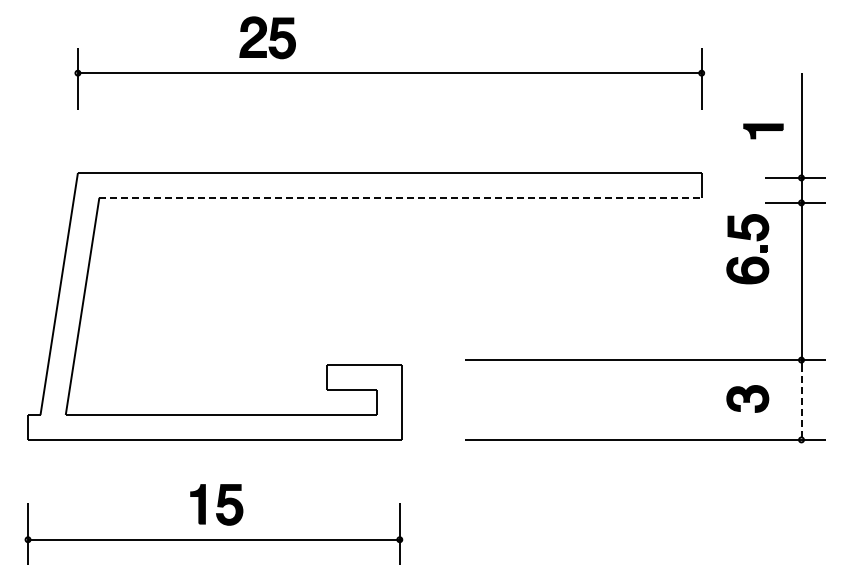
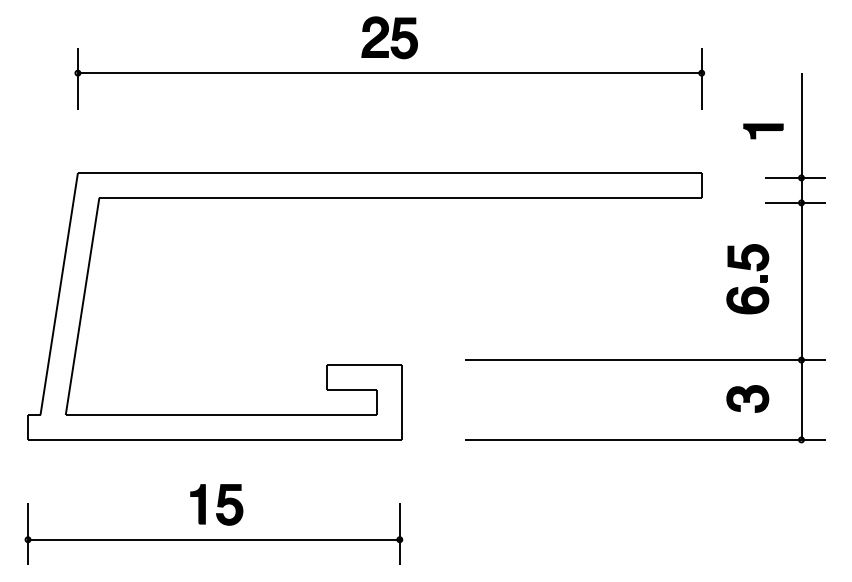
part position: (267, 37) -> (389, 37) (389, 37)
line: dashed -> solid (401, 197)
part position: (748, 257) -> (748, 287) (748, 287)
line: dashed -> solid (801, 403)
